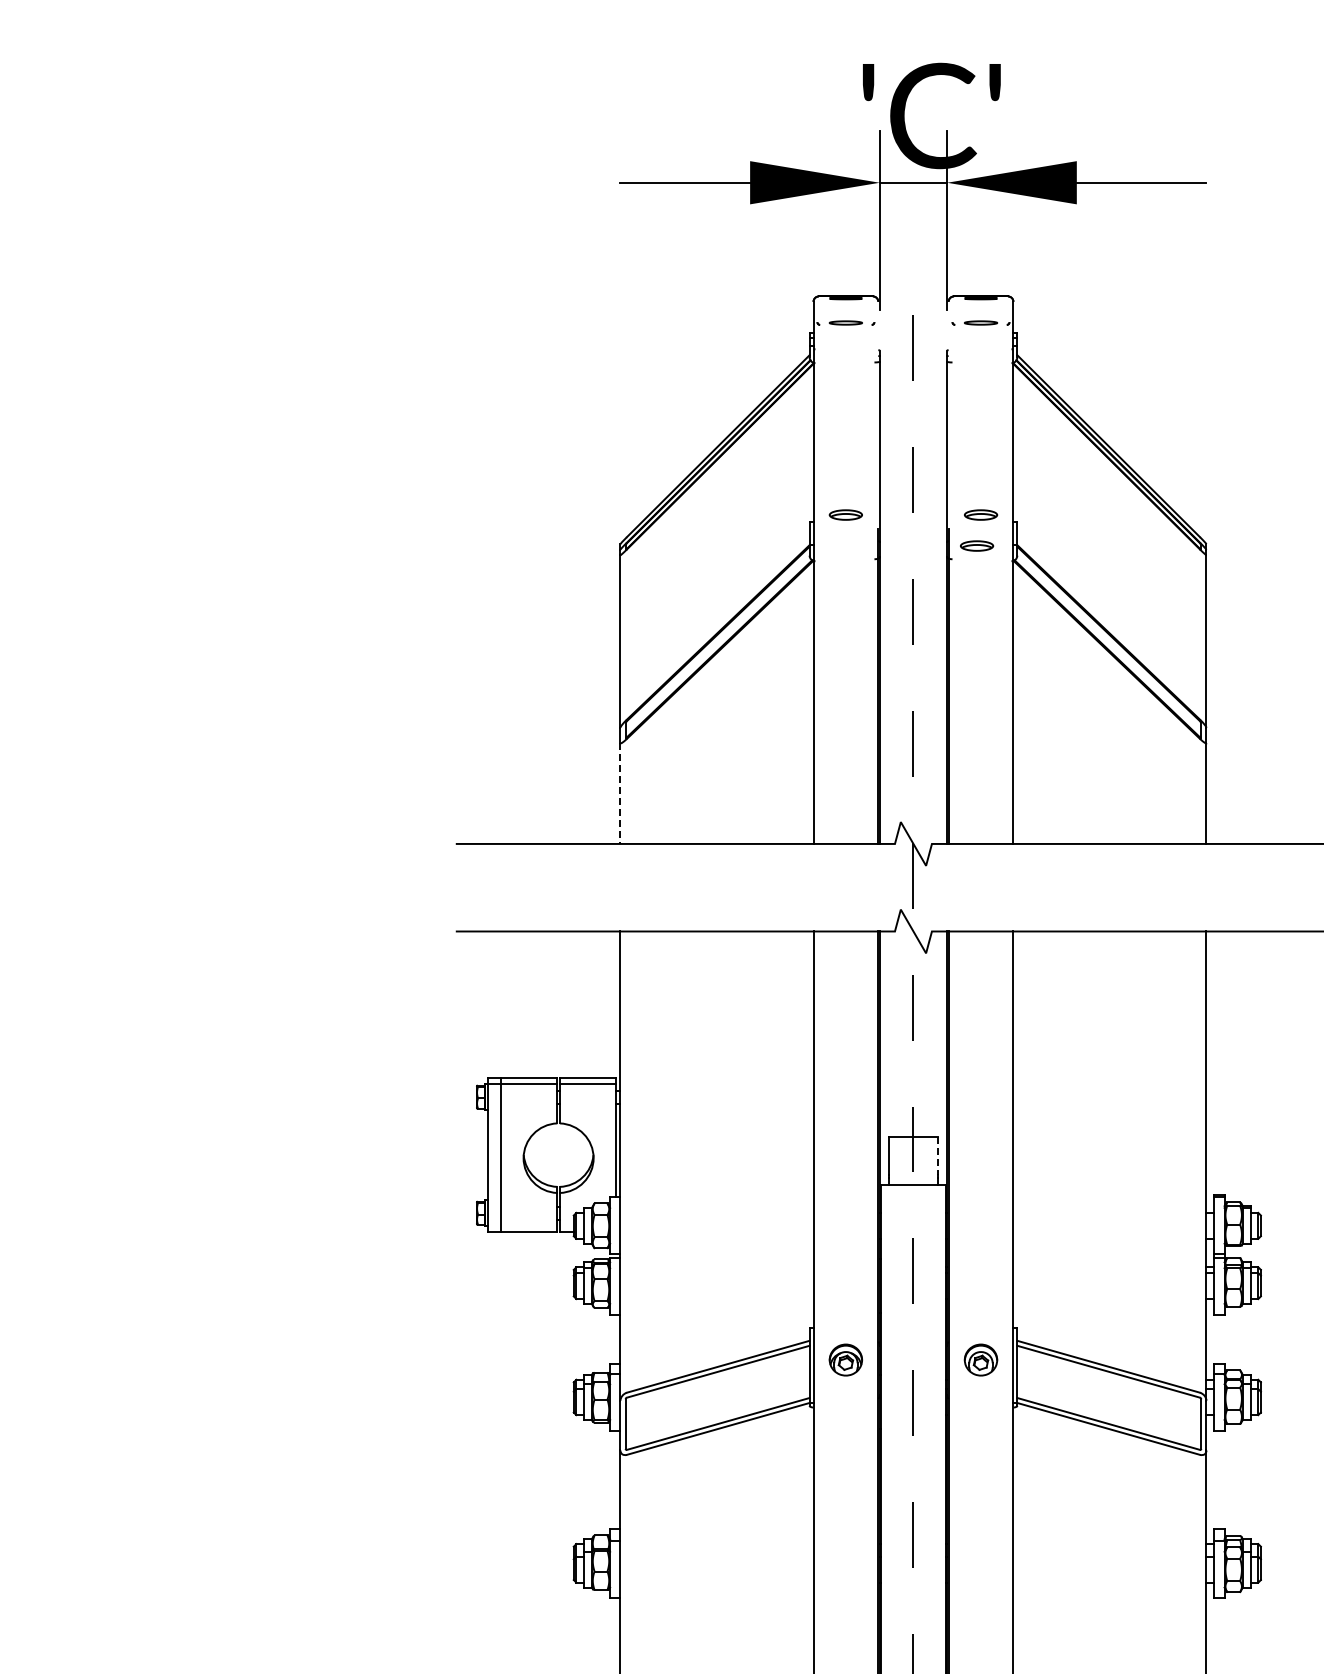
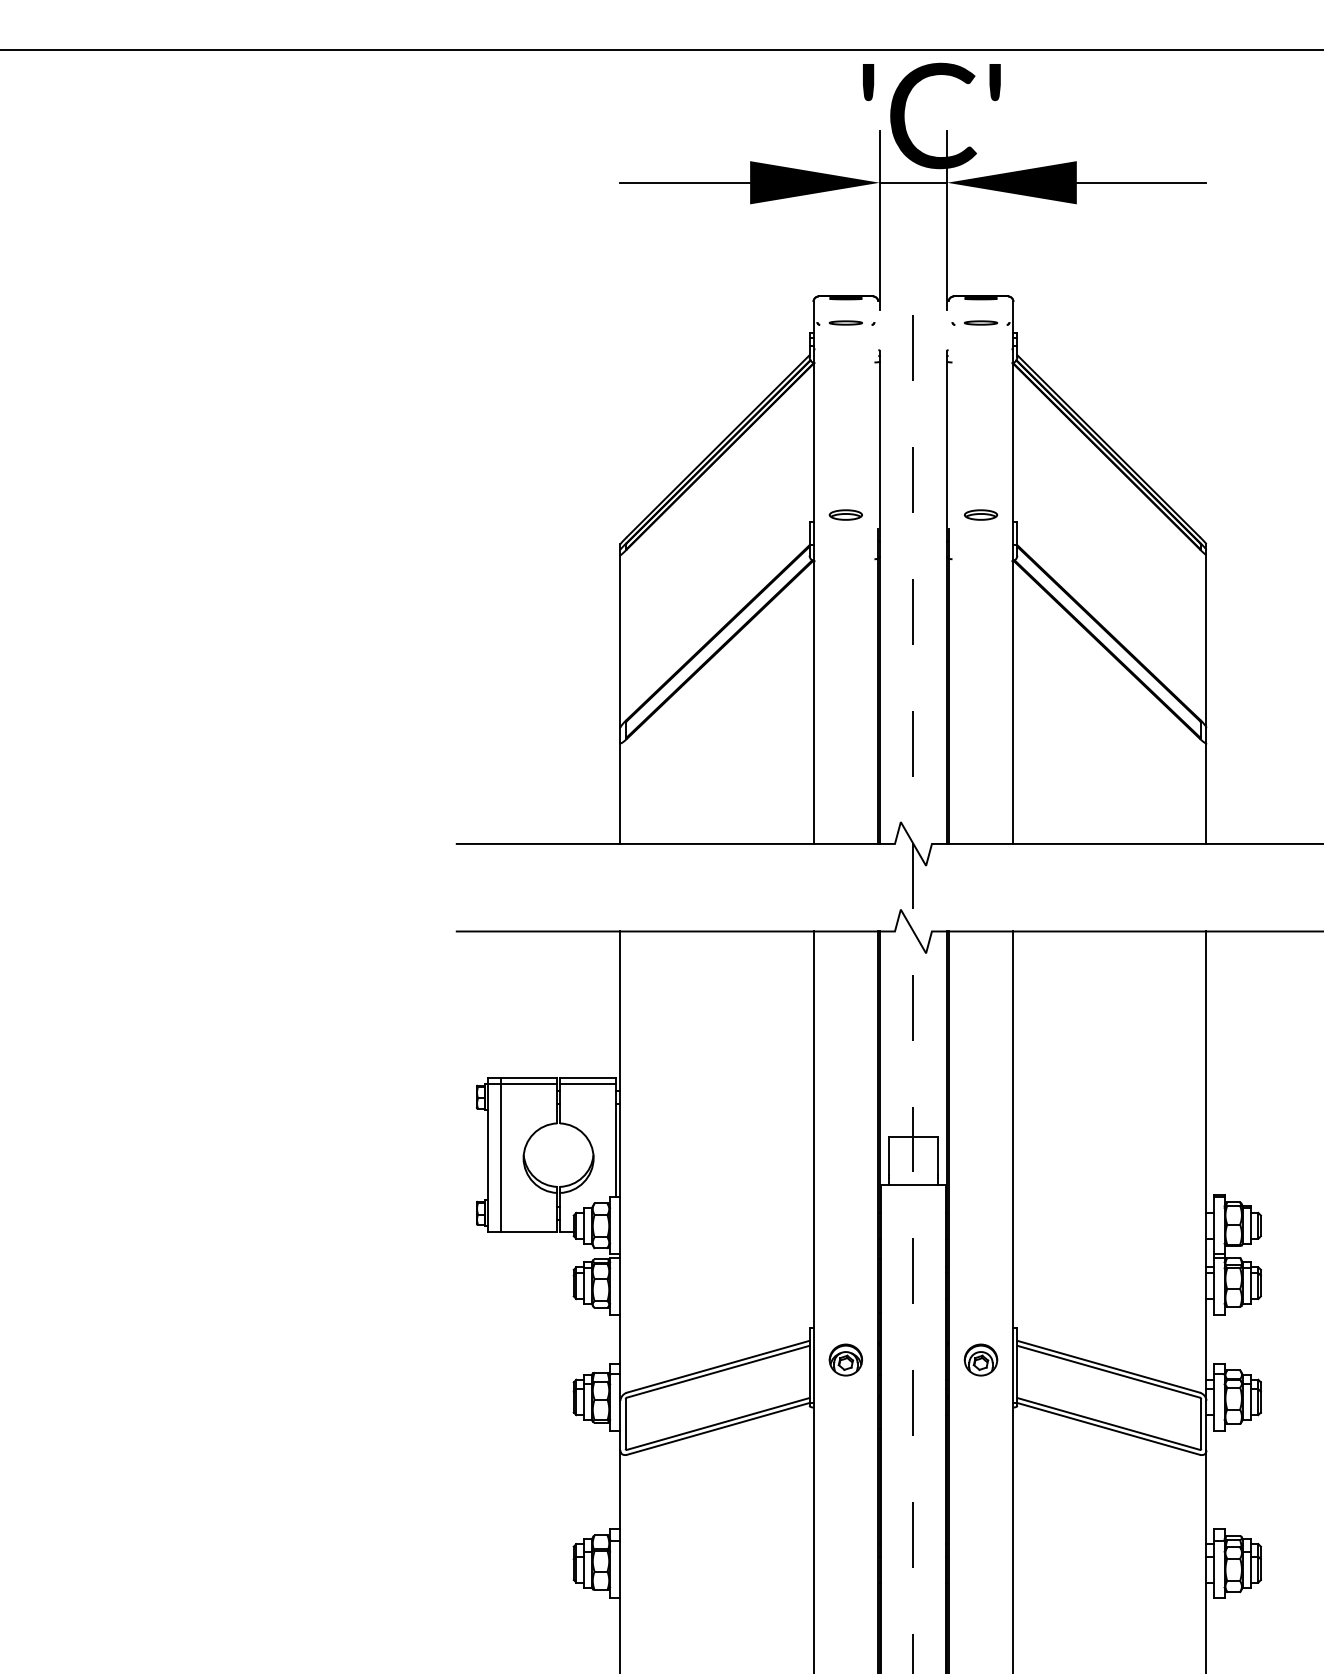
line: none -> present (661, 50)
part: present -> none (977, 545)
line: dashed -> solid (620, 794)
line: dashed -> solid (938, 1156)
